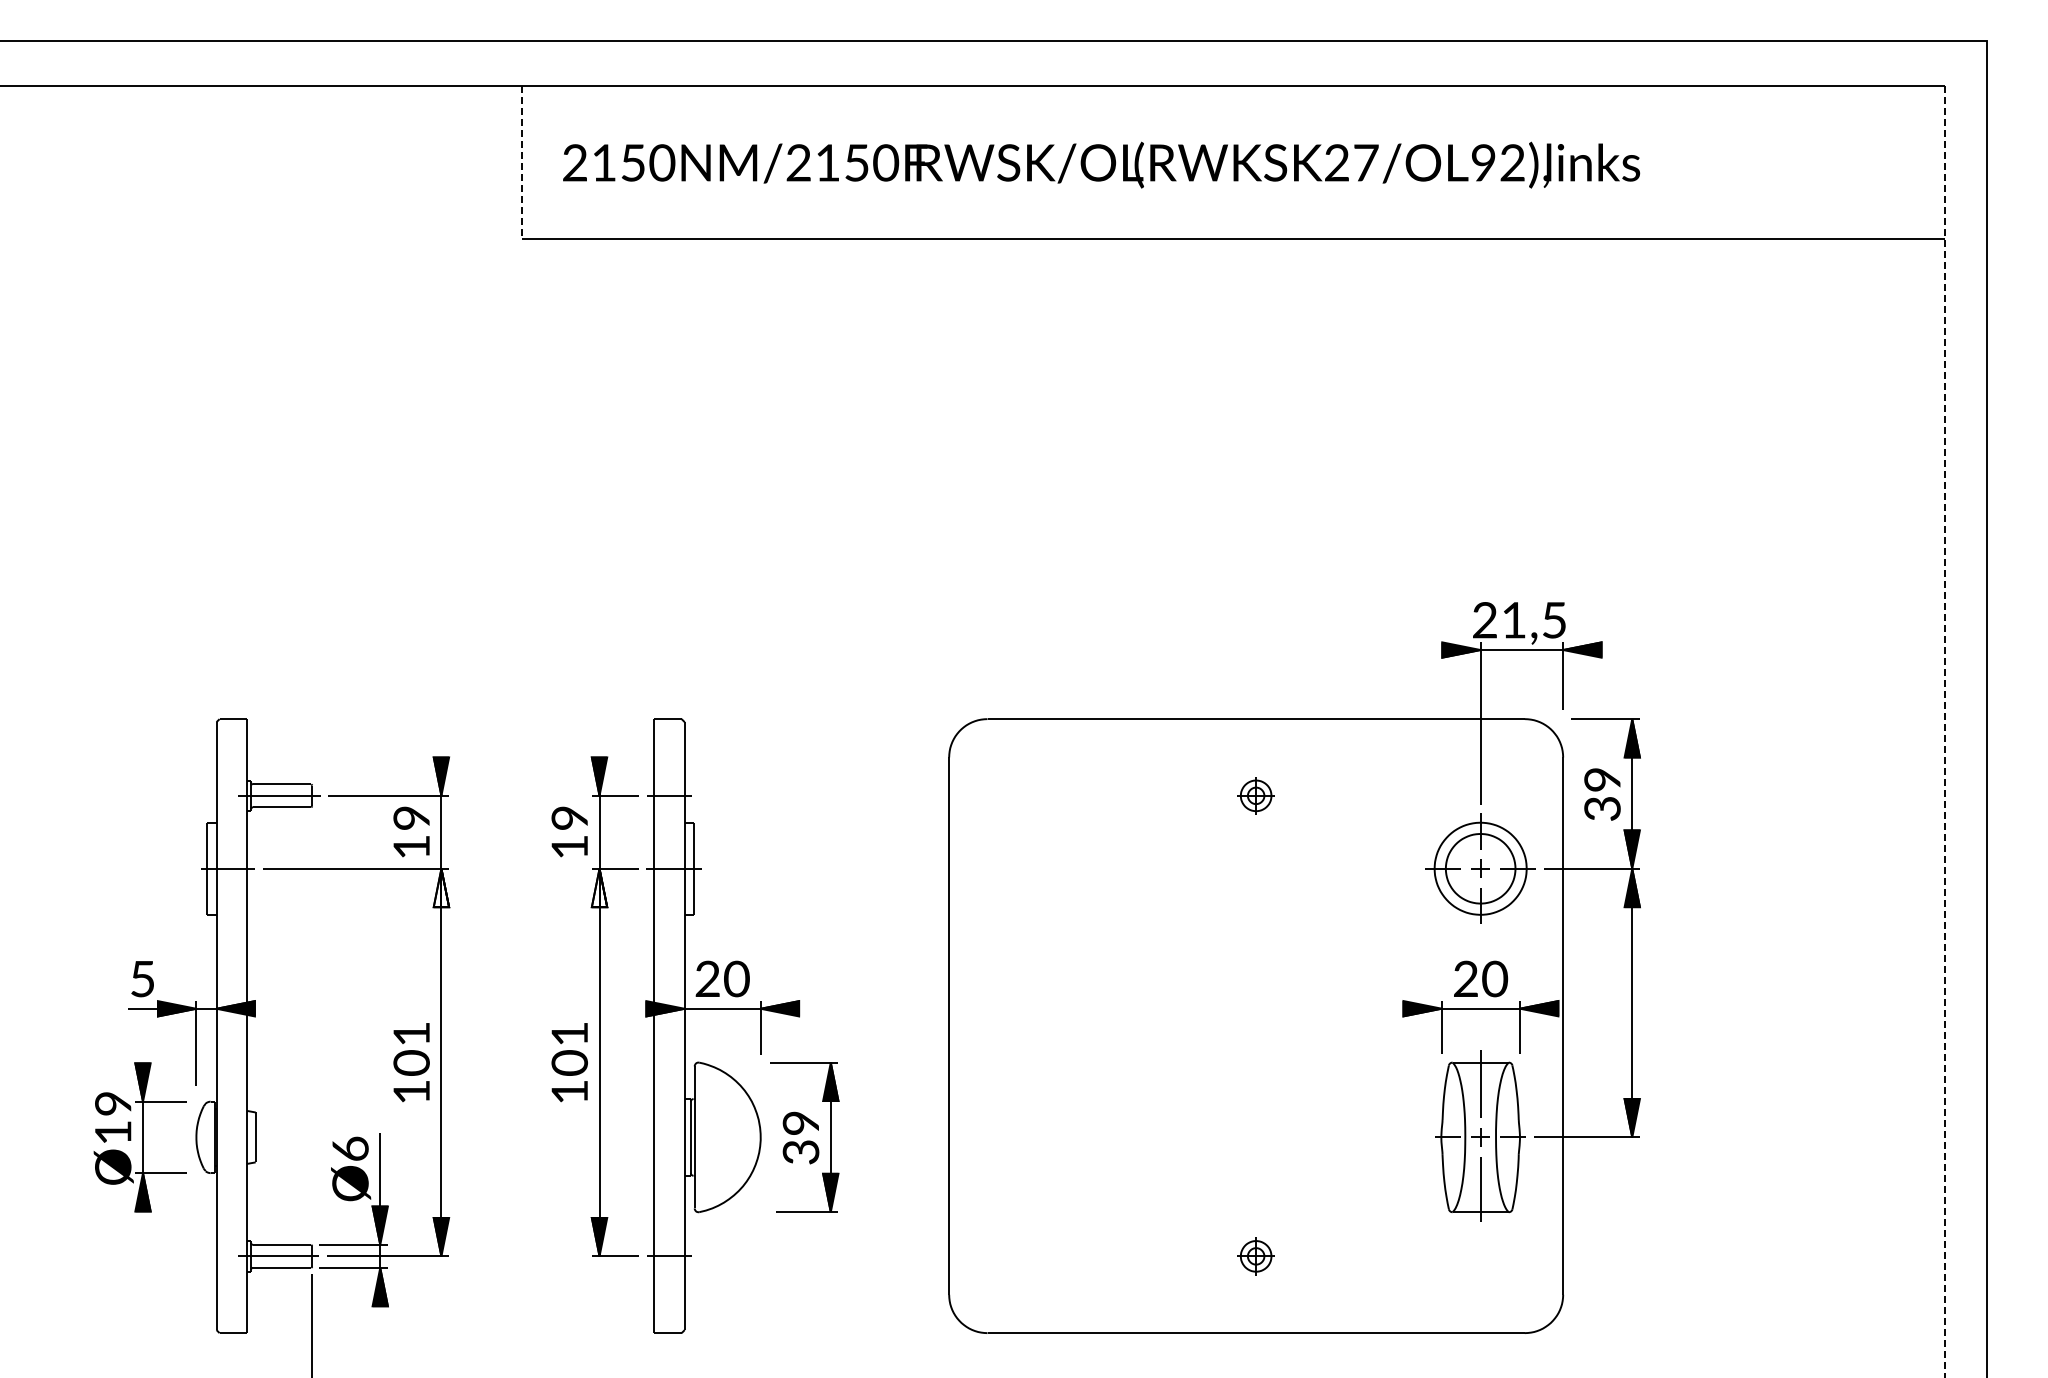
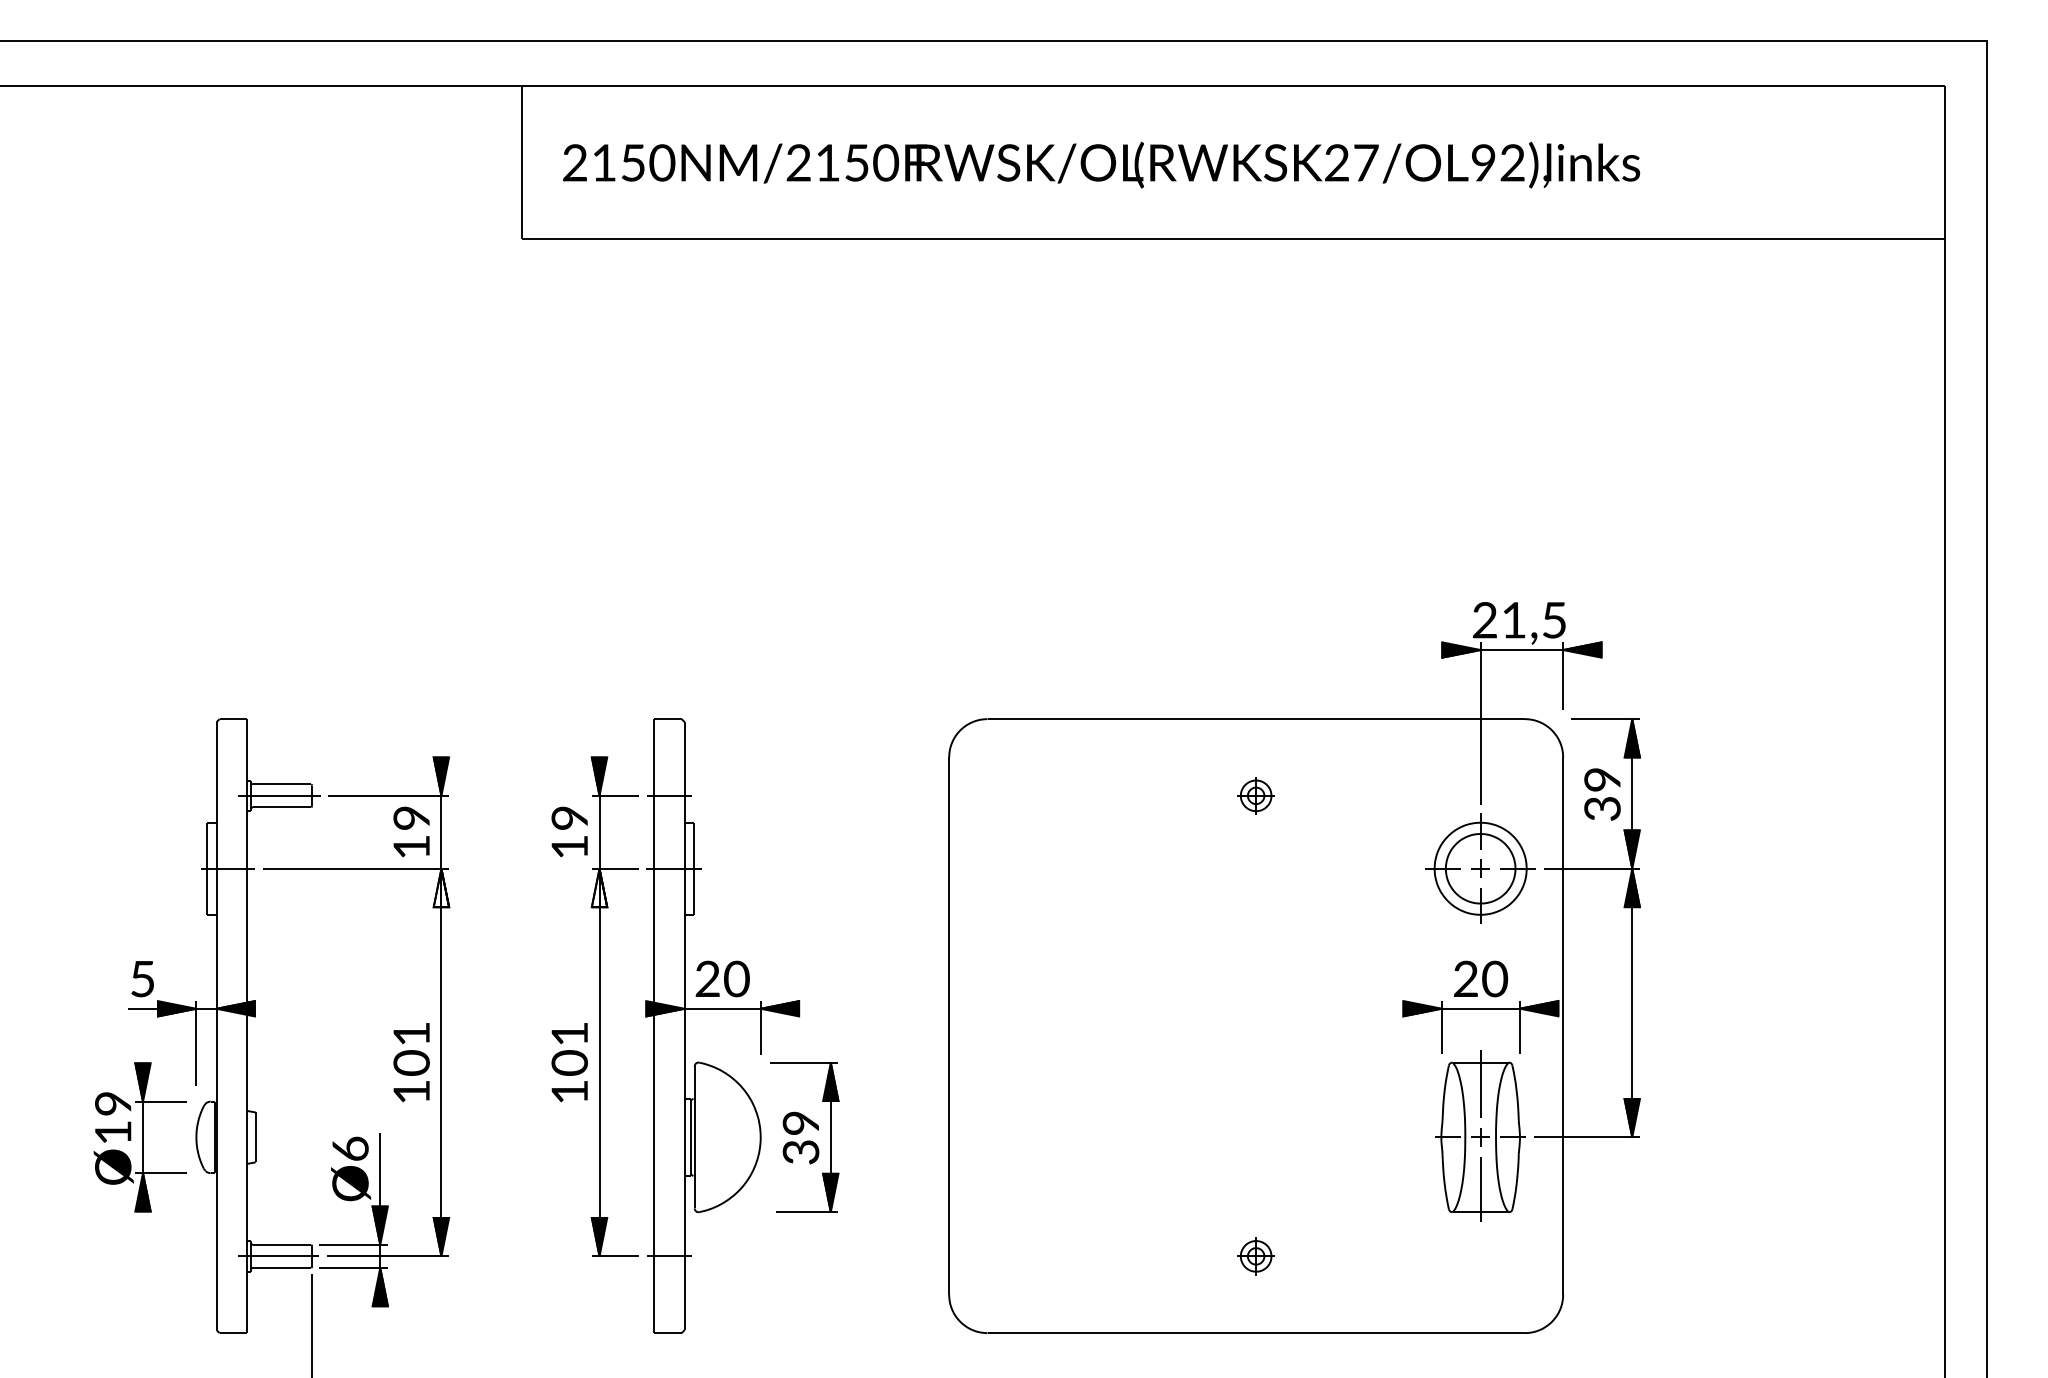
line: dashed -> solid (522, 162)
line: dashed -> solid (1945, 731)
